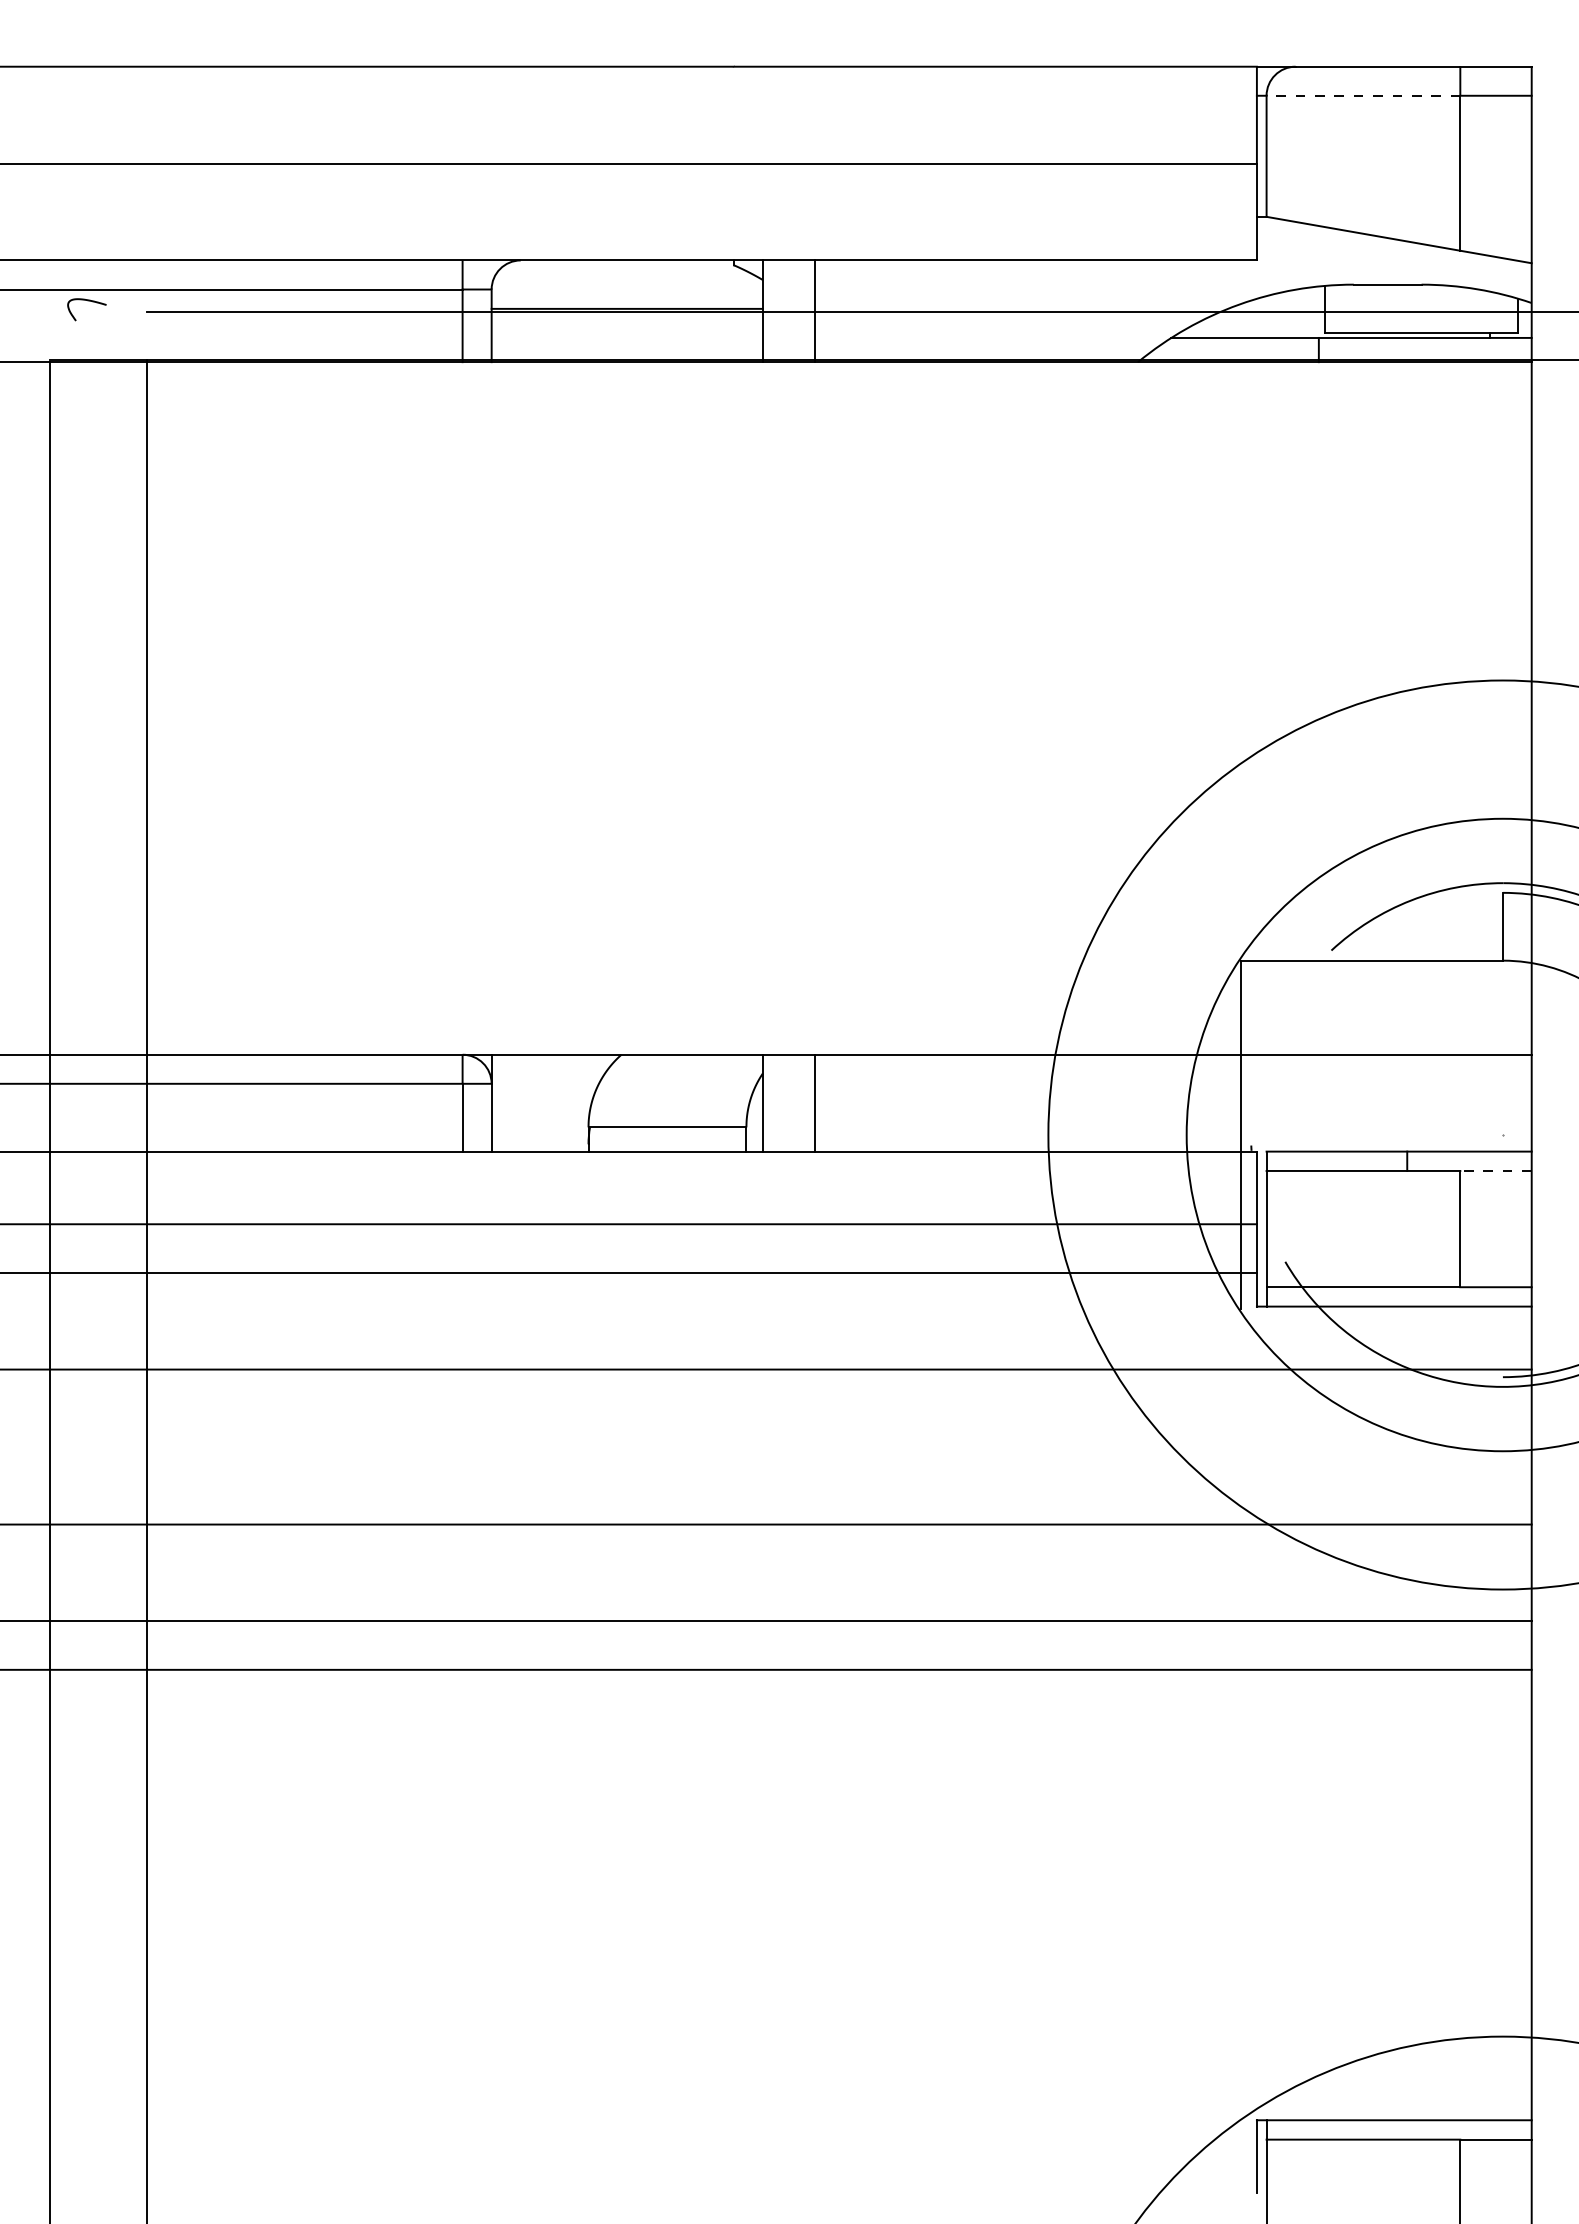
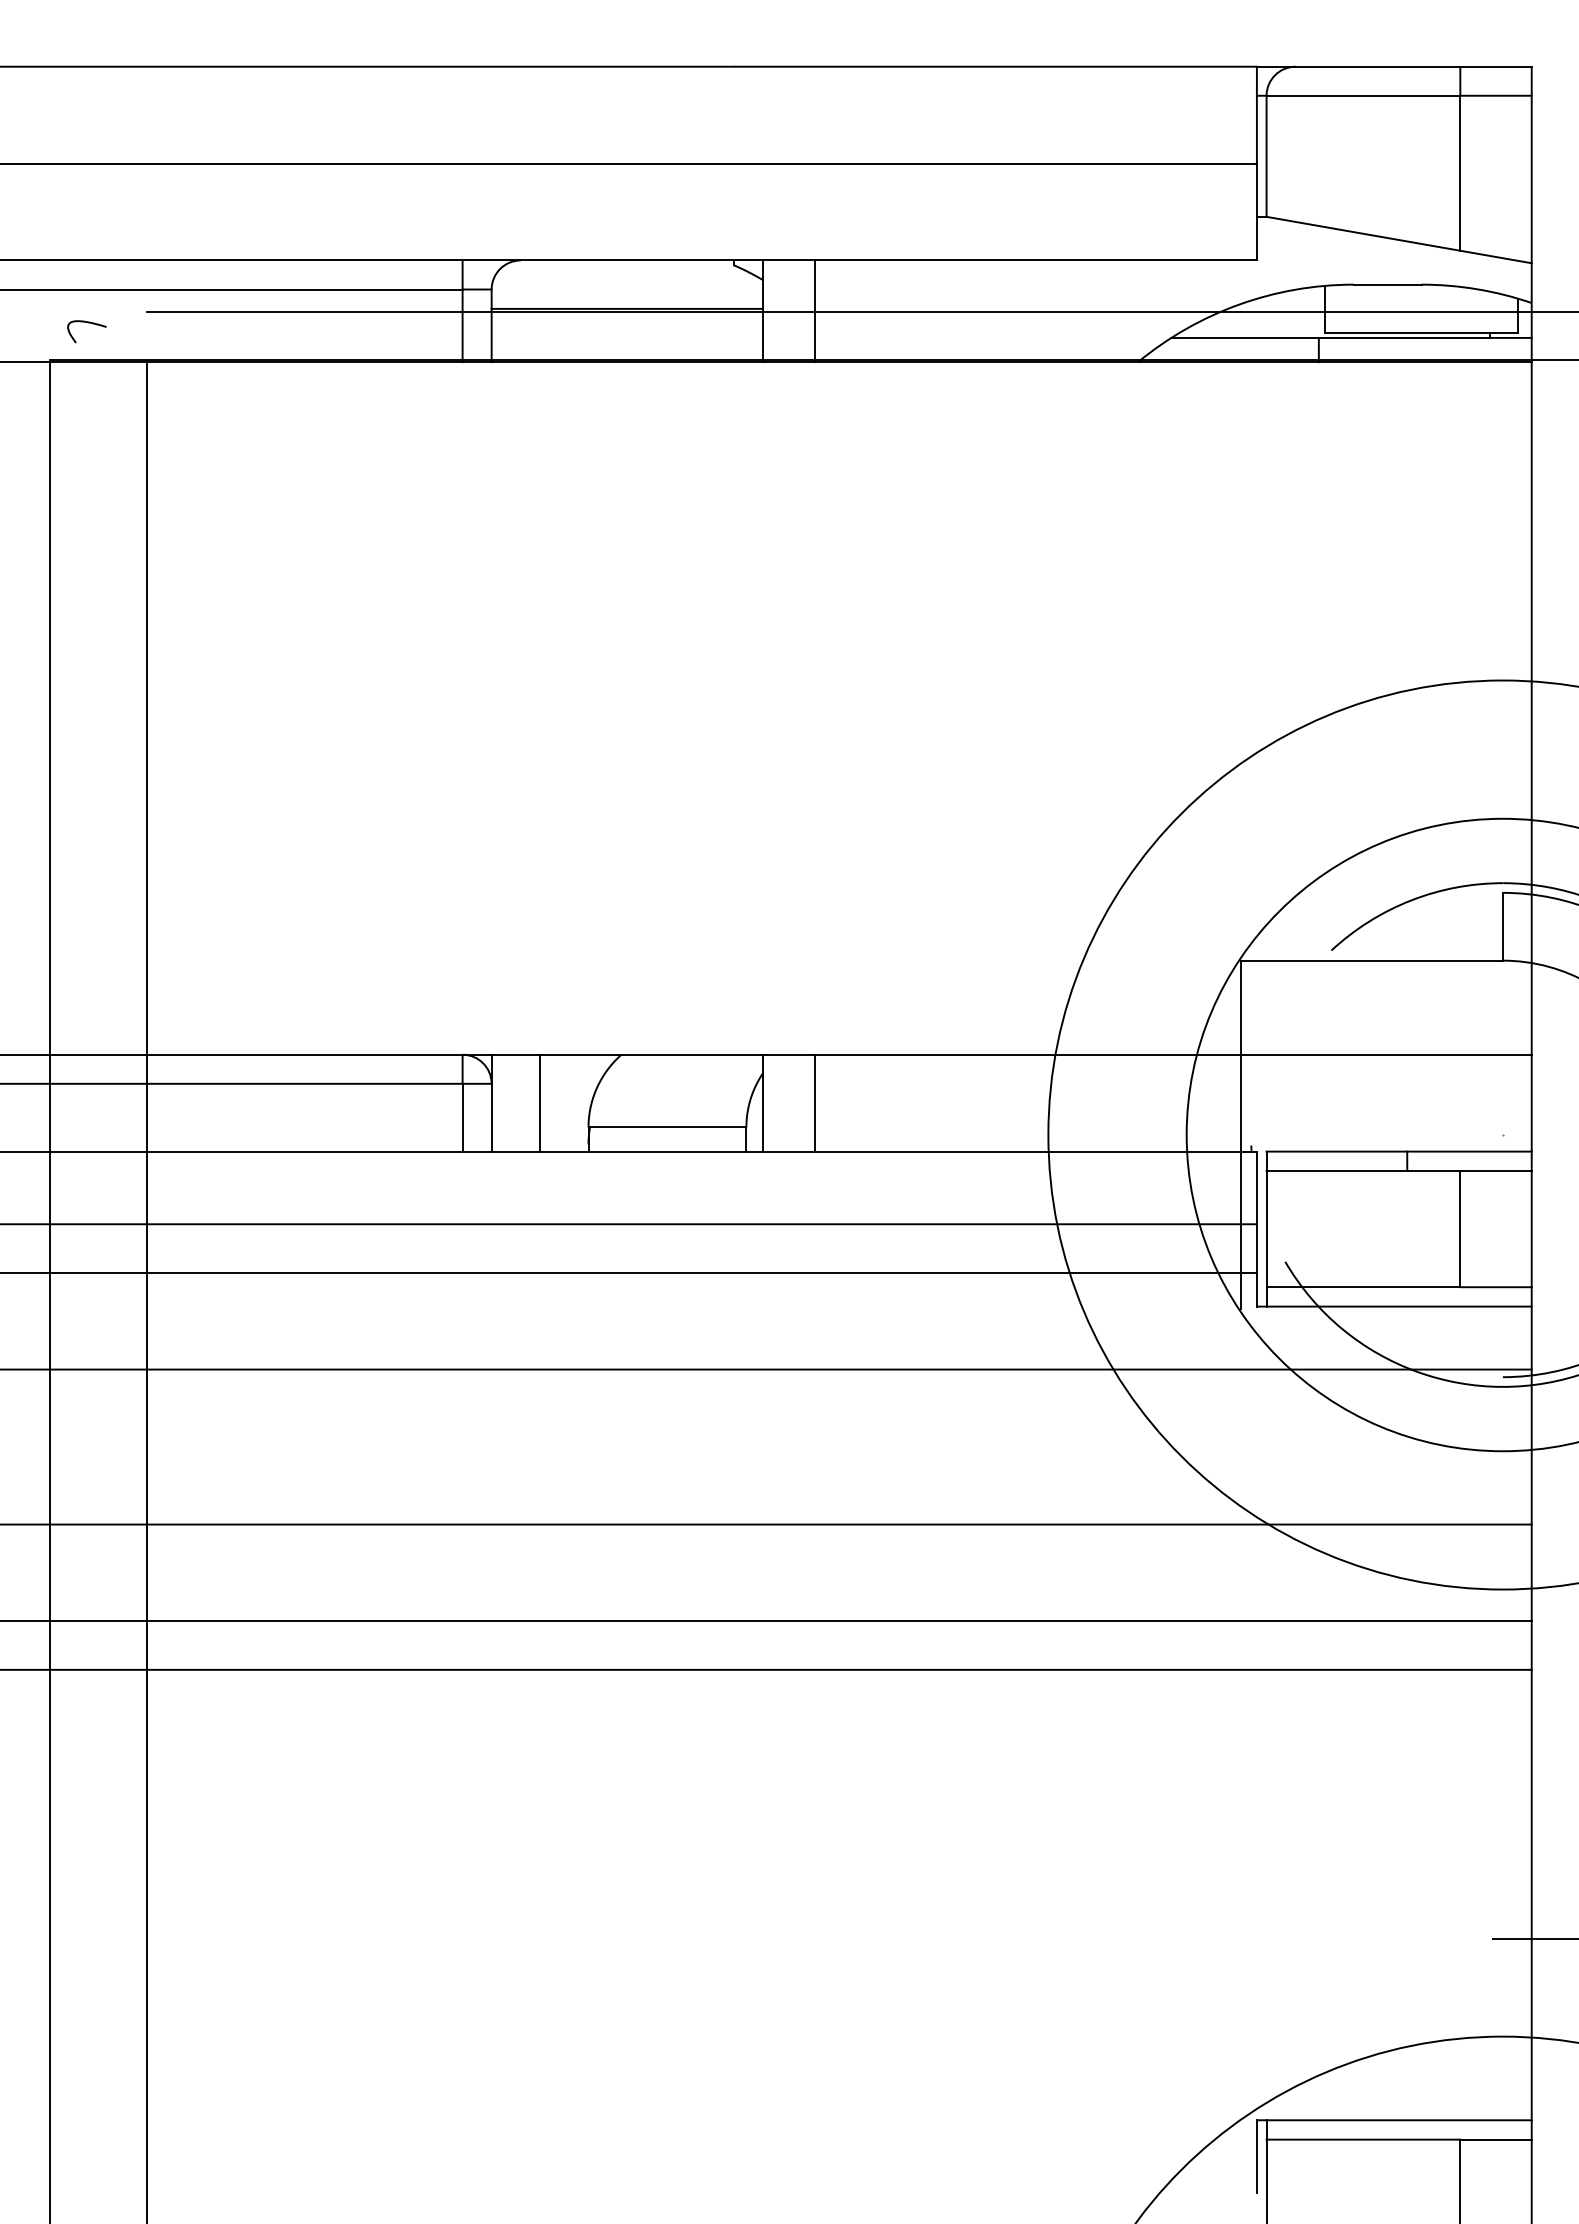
line: dashed -> solid (1363, 95)
curve position: (87, 301) -> (87, 323) (87, 323)
line: none -> present (540, 1102)
line: dashed -> solid (1496, 1170)
line: none -> present (1534, 1939)
